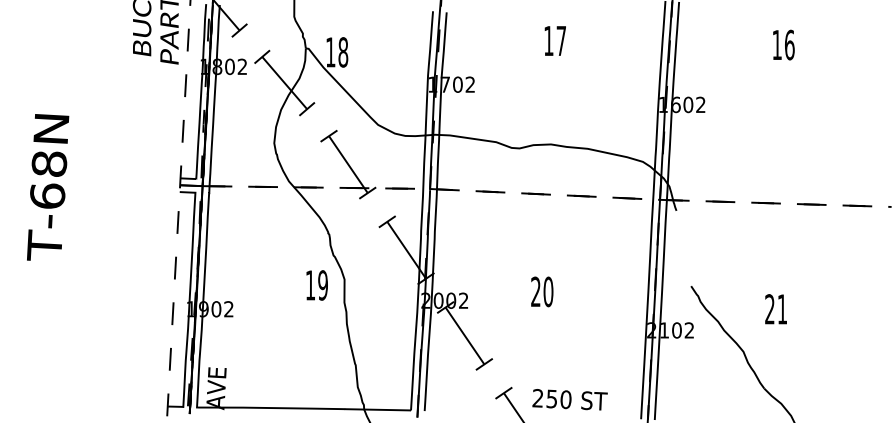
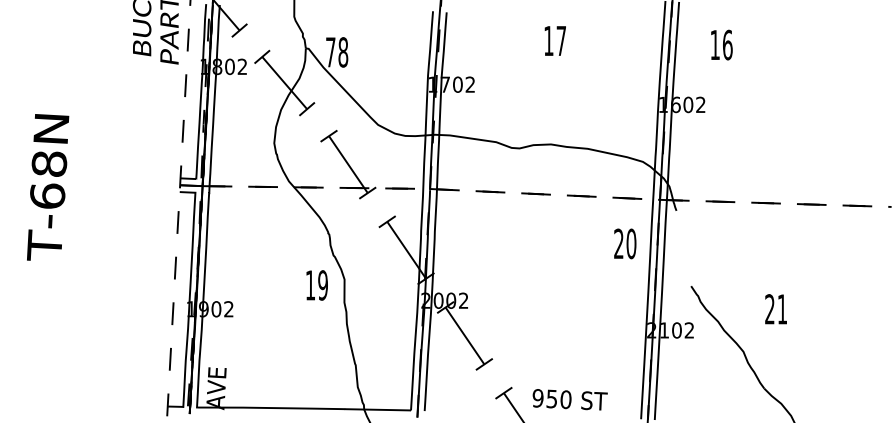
text position: (783, 44) -> (721, 44) (721, 44)
text: 18 -> 78 (330, 52)
text position: (542, 291) -> (625, 243) (625, 243)
text: 250 -> 950 (537, 398)
